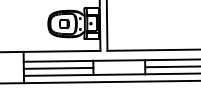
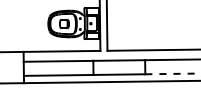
line: present -> none (171, 66)
line: present -> none (58, 67)
line: solid -> dashed (173, 73)
